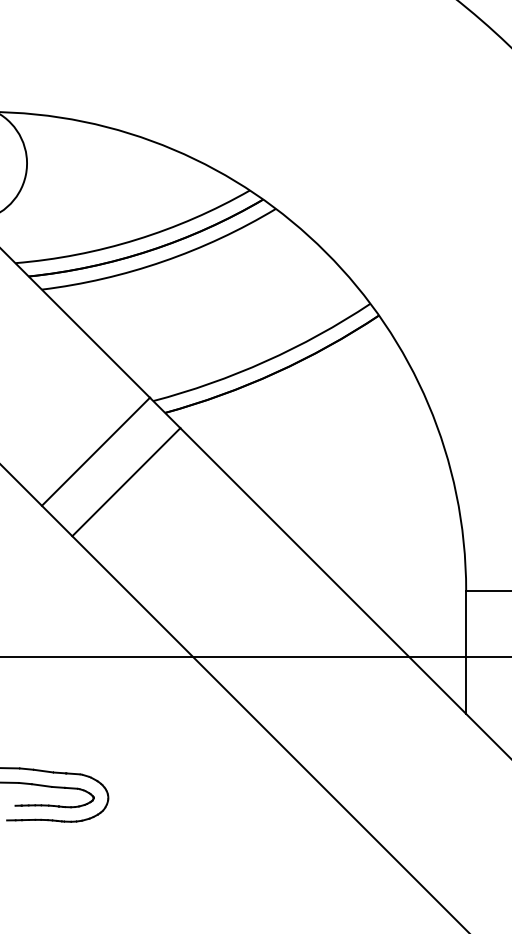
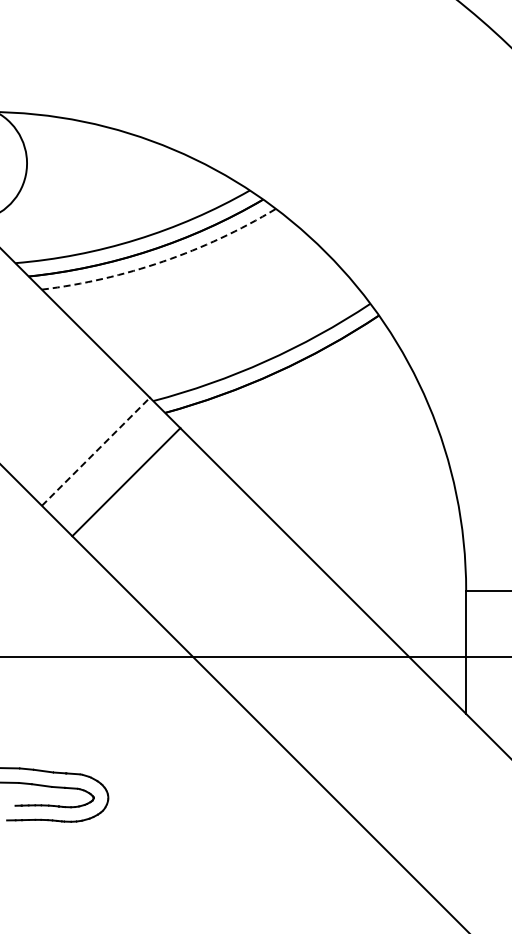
arc: solid -> dashed (163, 261)
line: solid -> dashed (96, 451)
